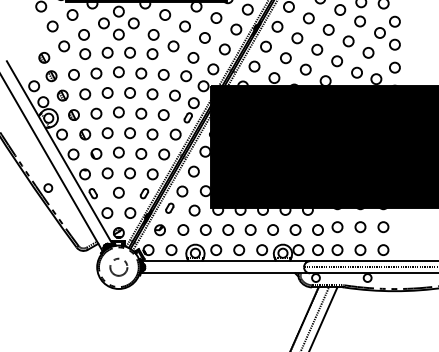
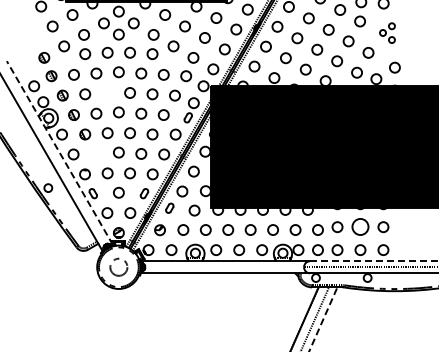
part size: 27x36 px -> 17x22 px (387, 32)
circle: present -> none (107, 92)
line: solid -> dashed (59, 152)
part: present -> none (96, 153)
circle size: 13x13 px -> 19x18 px (360, 226)
line: solid -> dashed (374, 261)
line: solid -> dashed (323, 319)
